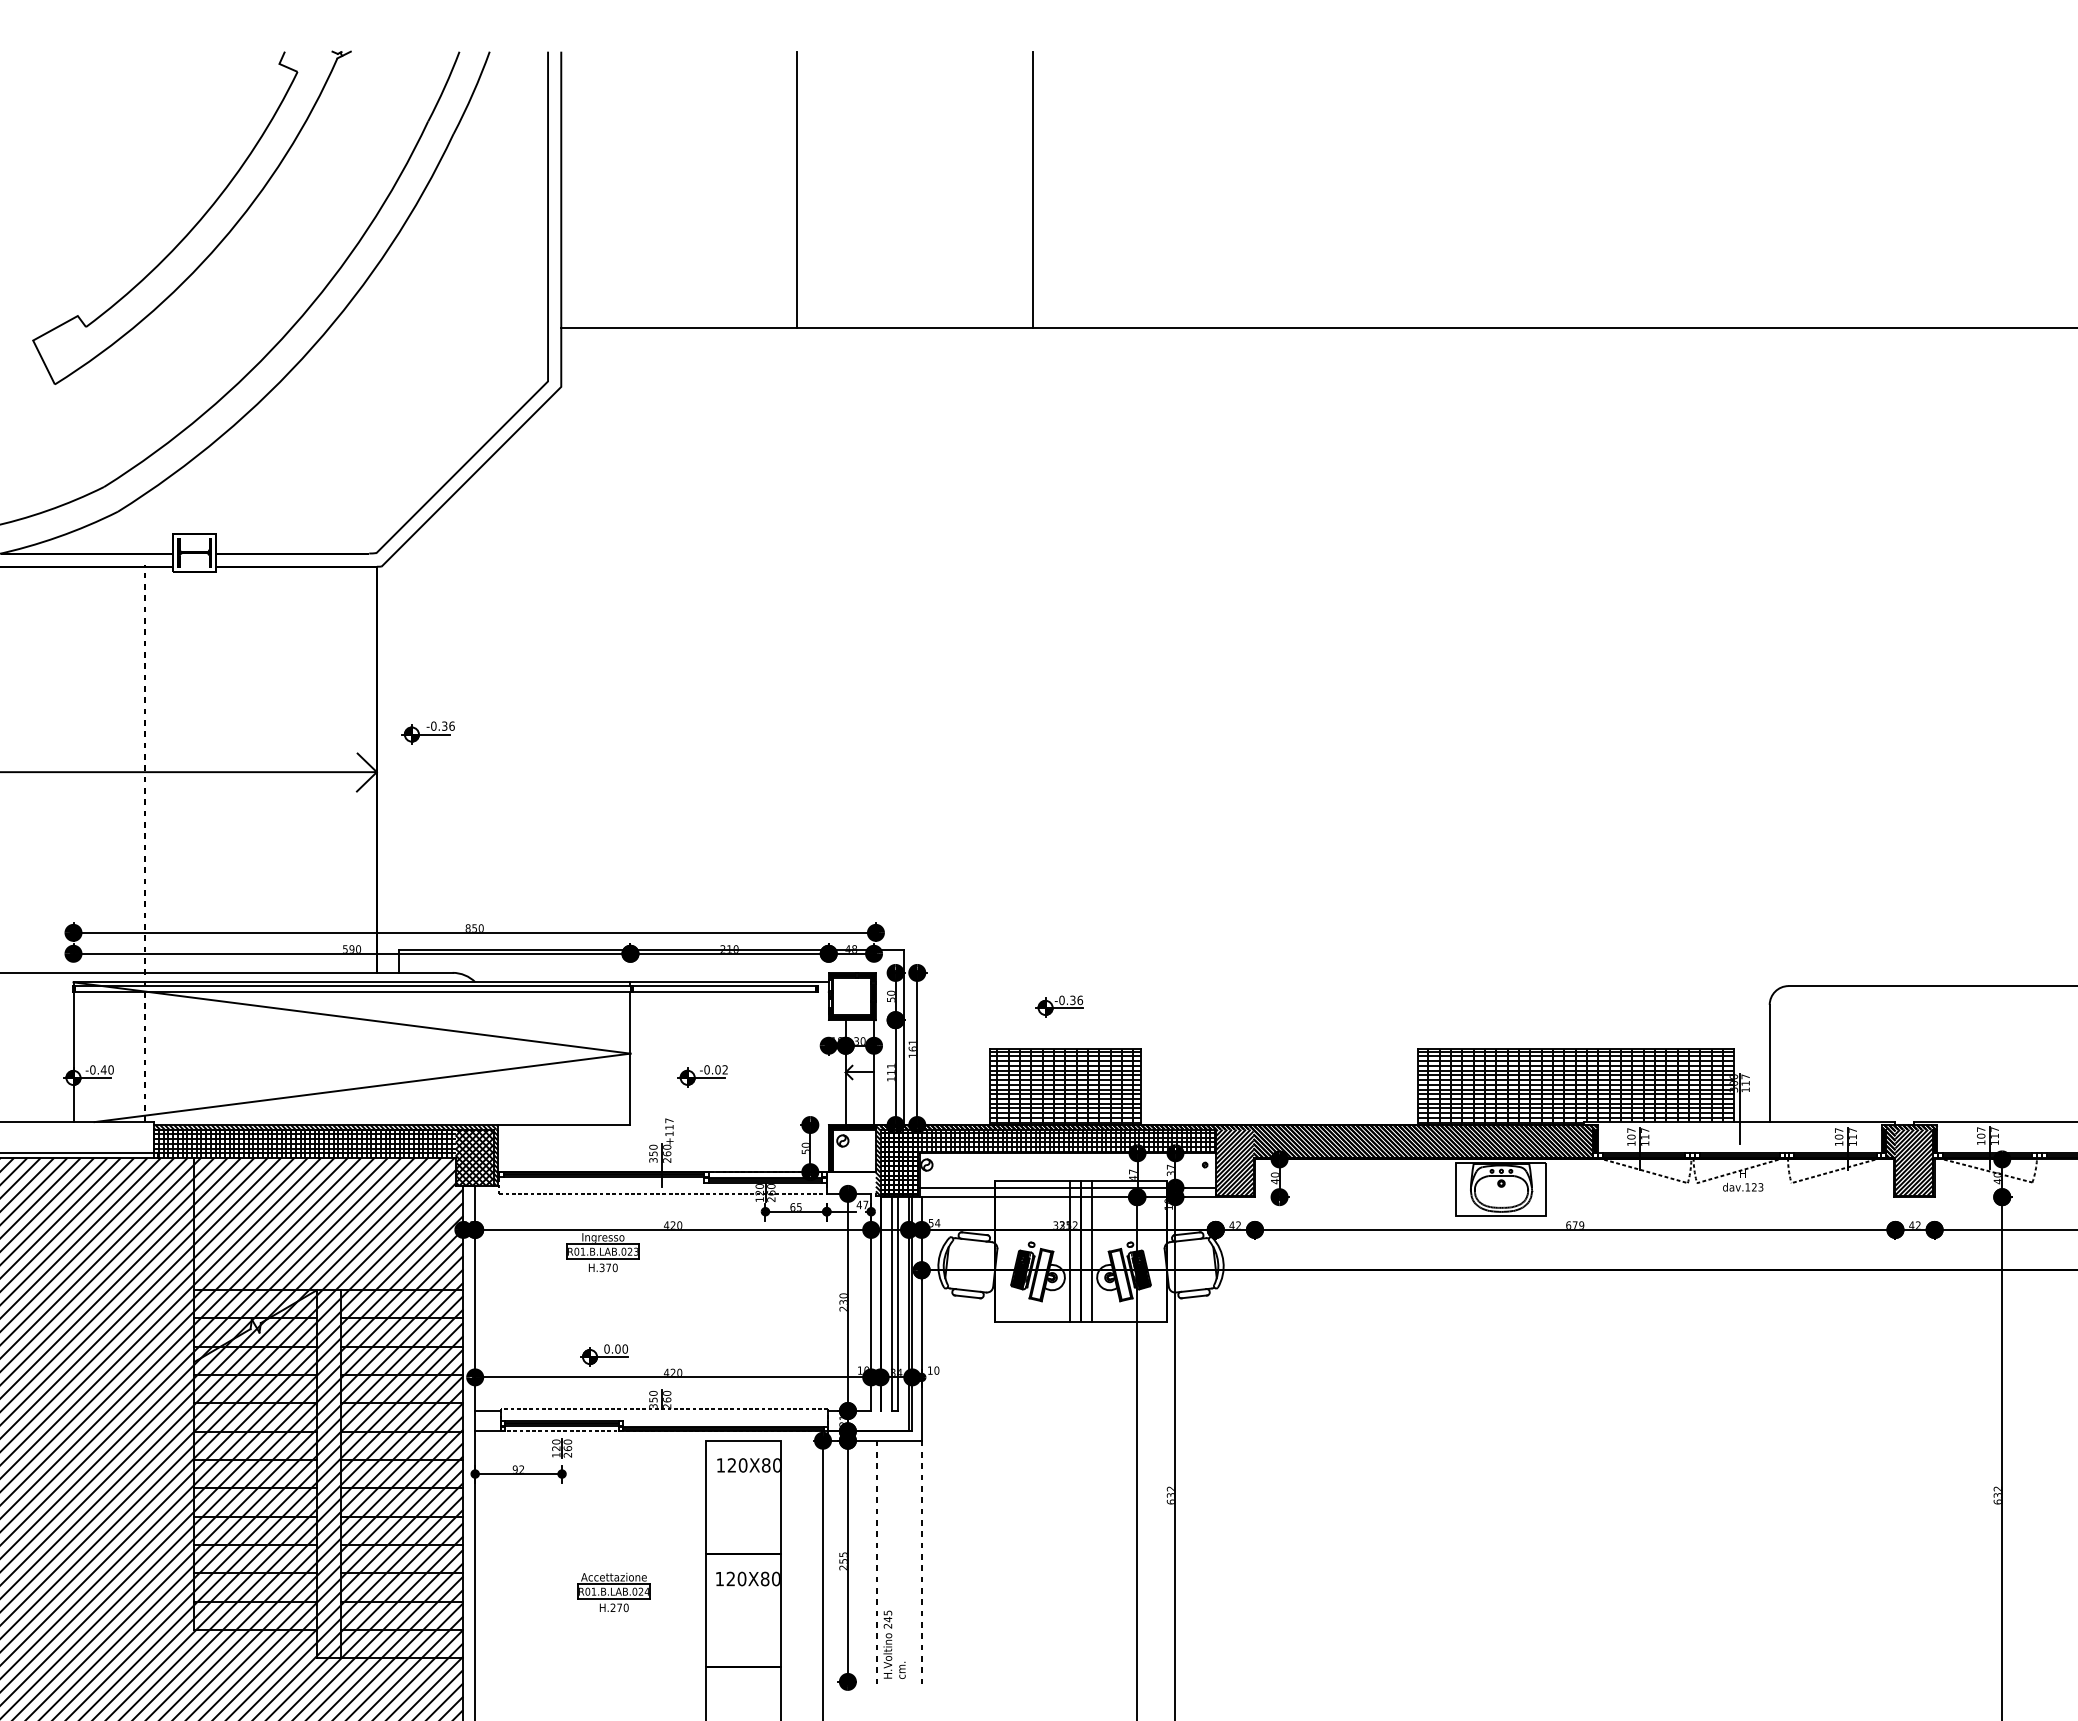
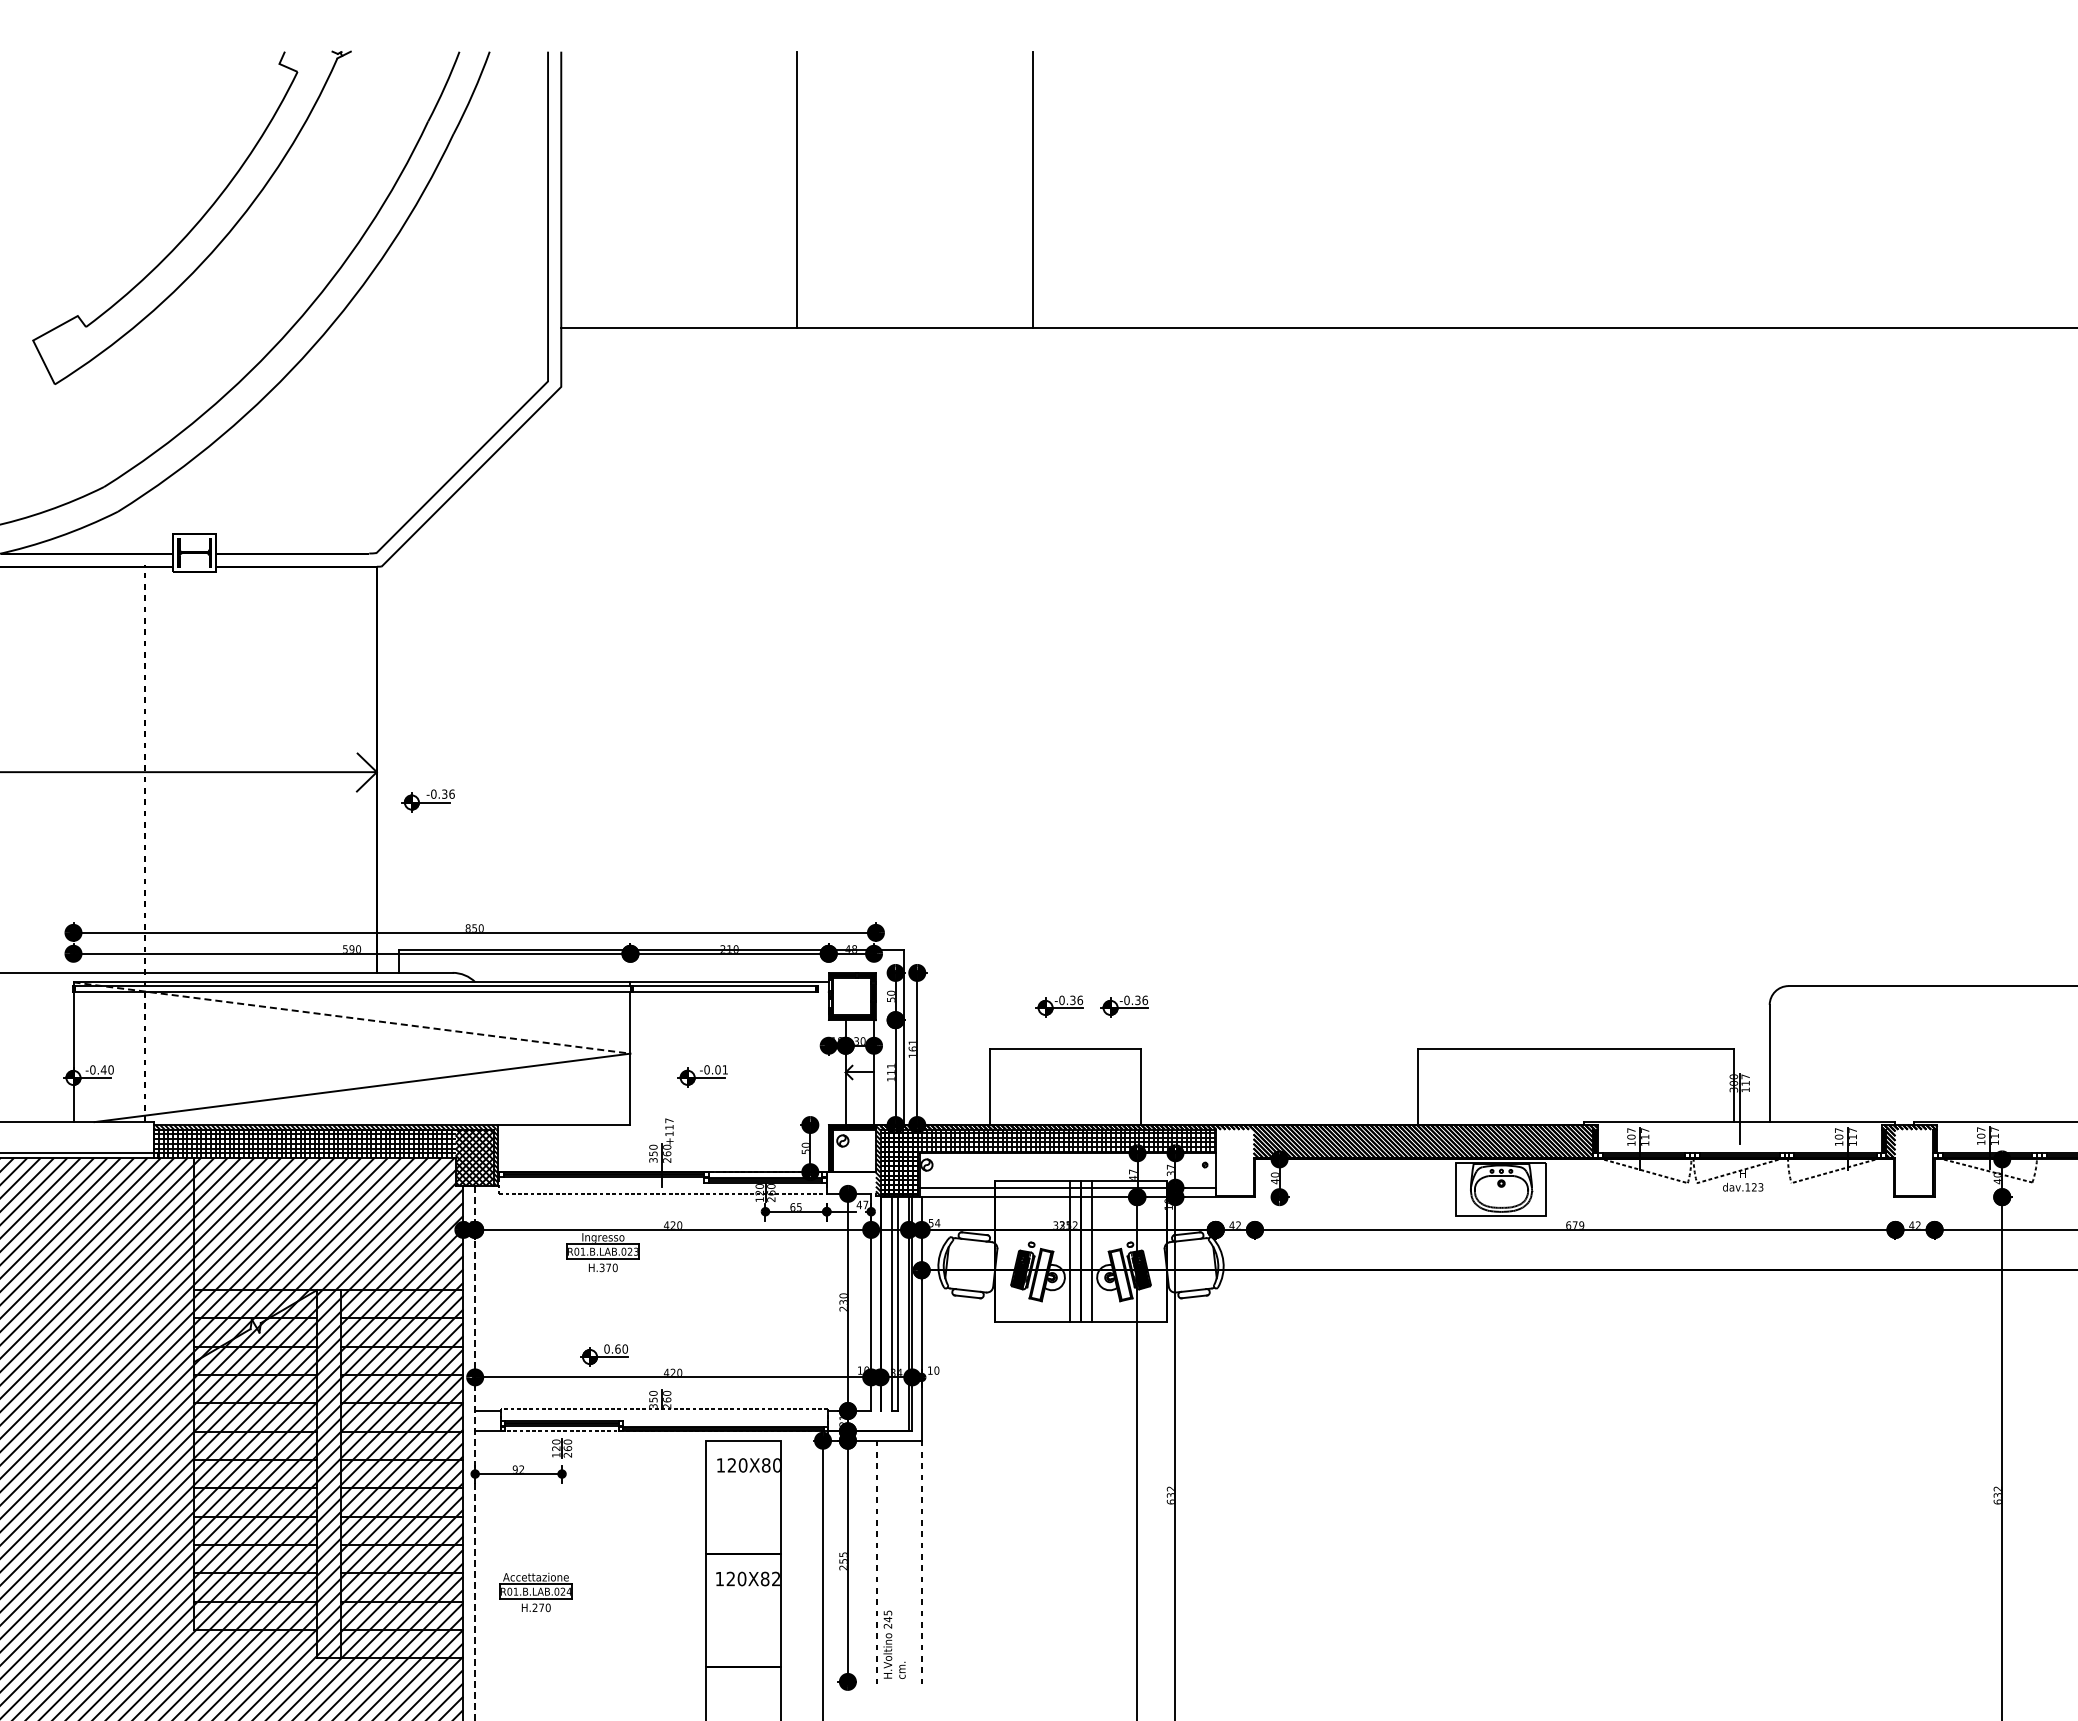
part position: (427, 732) -> (427, 800) (427, 800)
part: none -> present (1124, 1006)
line: solid -> dashed (352, 1018)
text: -0.02 -> -0.01 (724, 1069)
hatch: present -> none (1064, 1086)
hatch: present -> none (1575, 1086)
hatch: present -> none (1234, 1162)
hatch: present -> none (1914, 1162)
text: 0.00 -> 0.60 (617, 1348)
line: solid -> dashed (475, 1454)
text: 120X80 -> 120X82 (775, 1578)
part position: (613, 1592) -> (535, 1592) (535, 1592)
